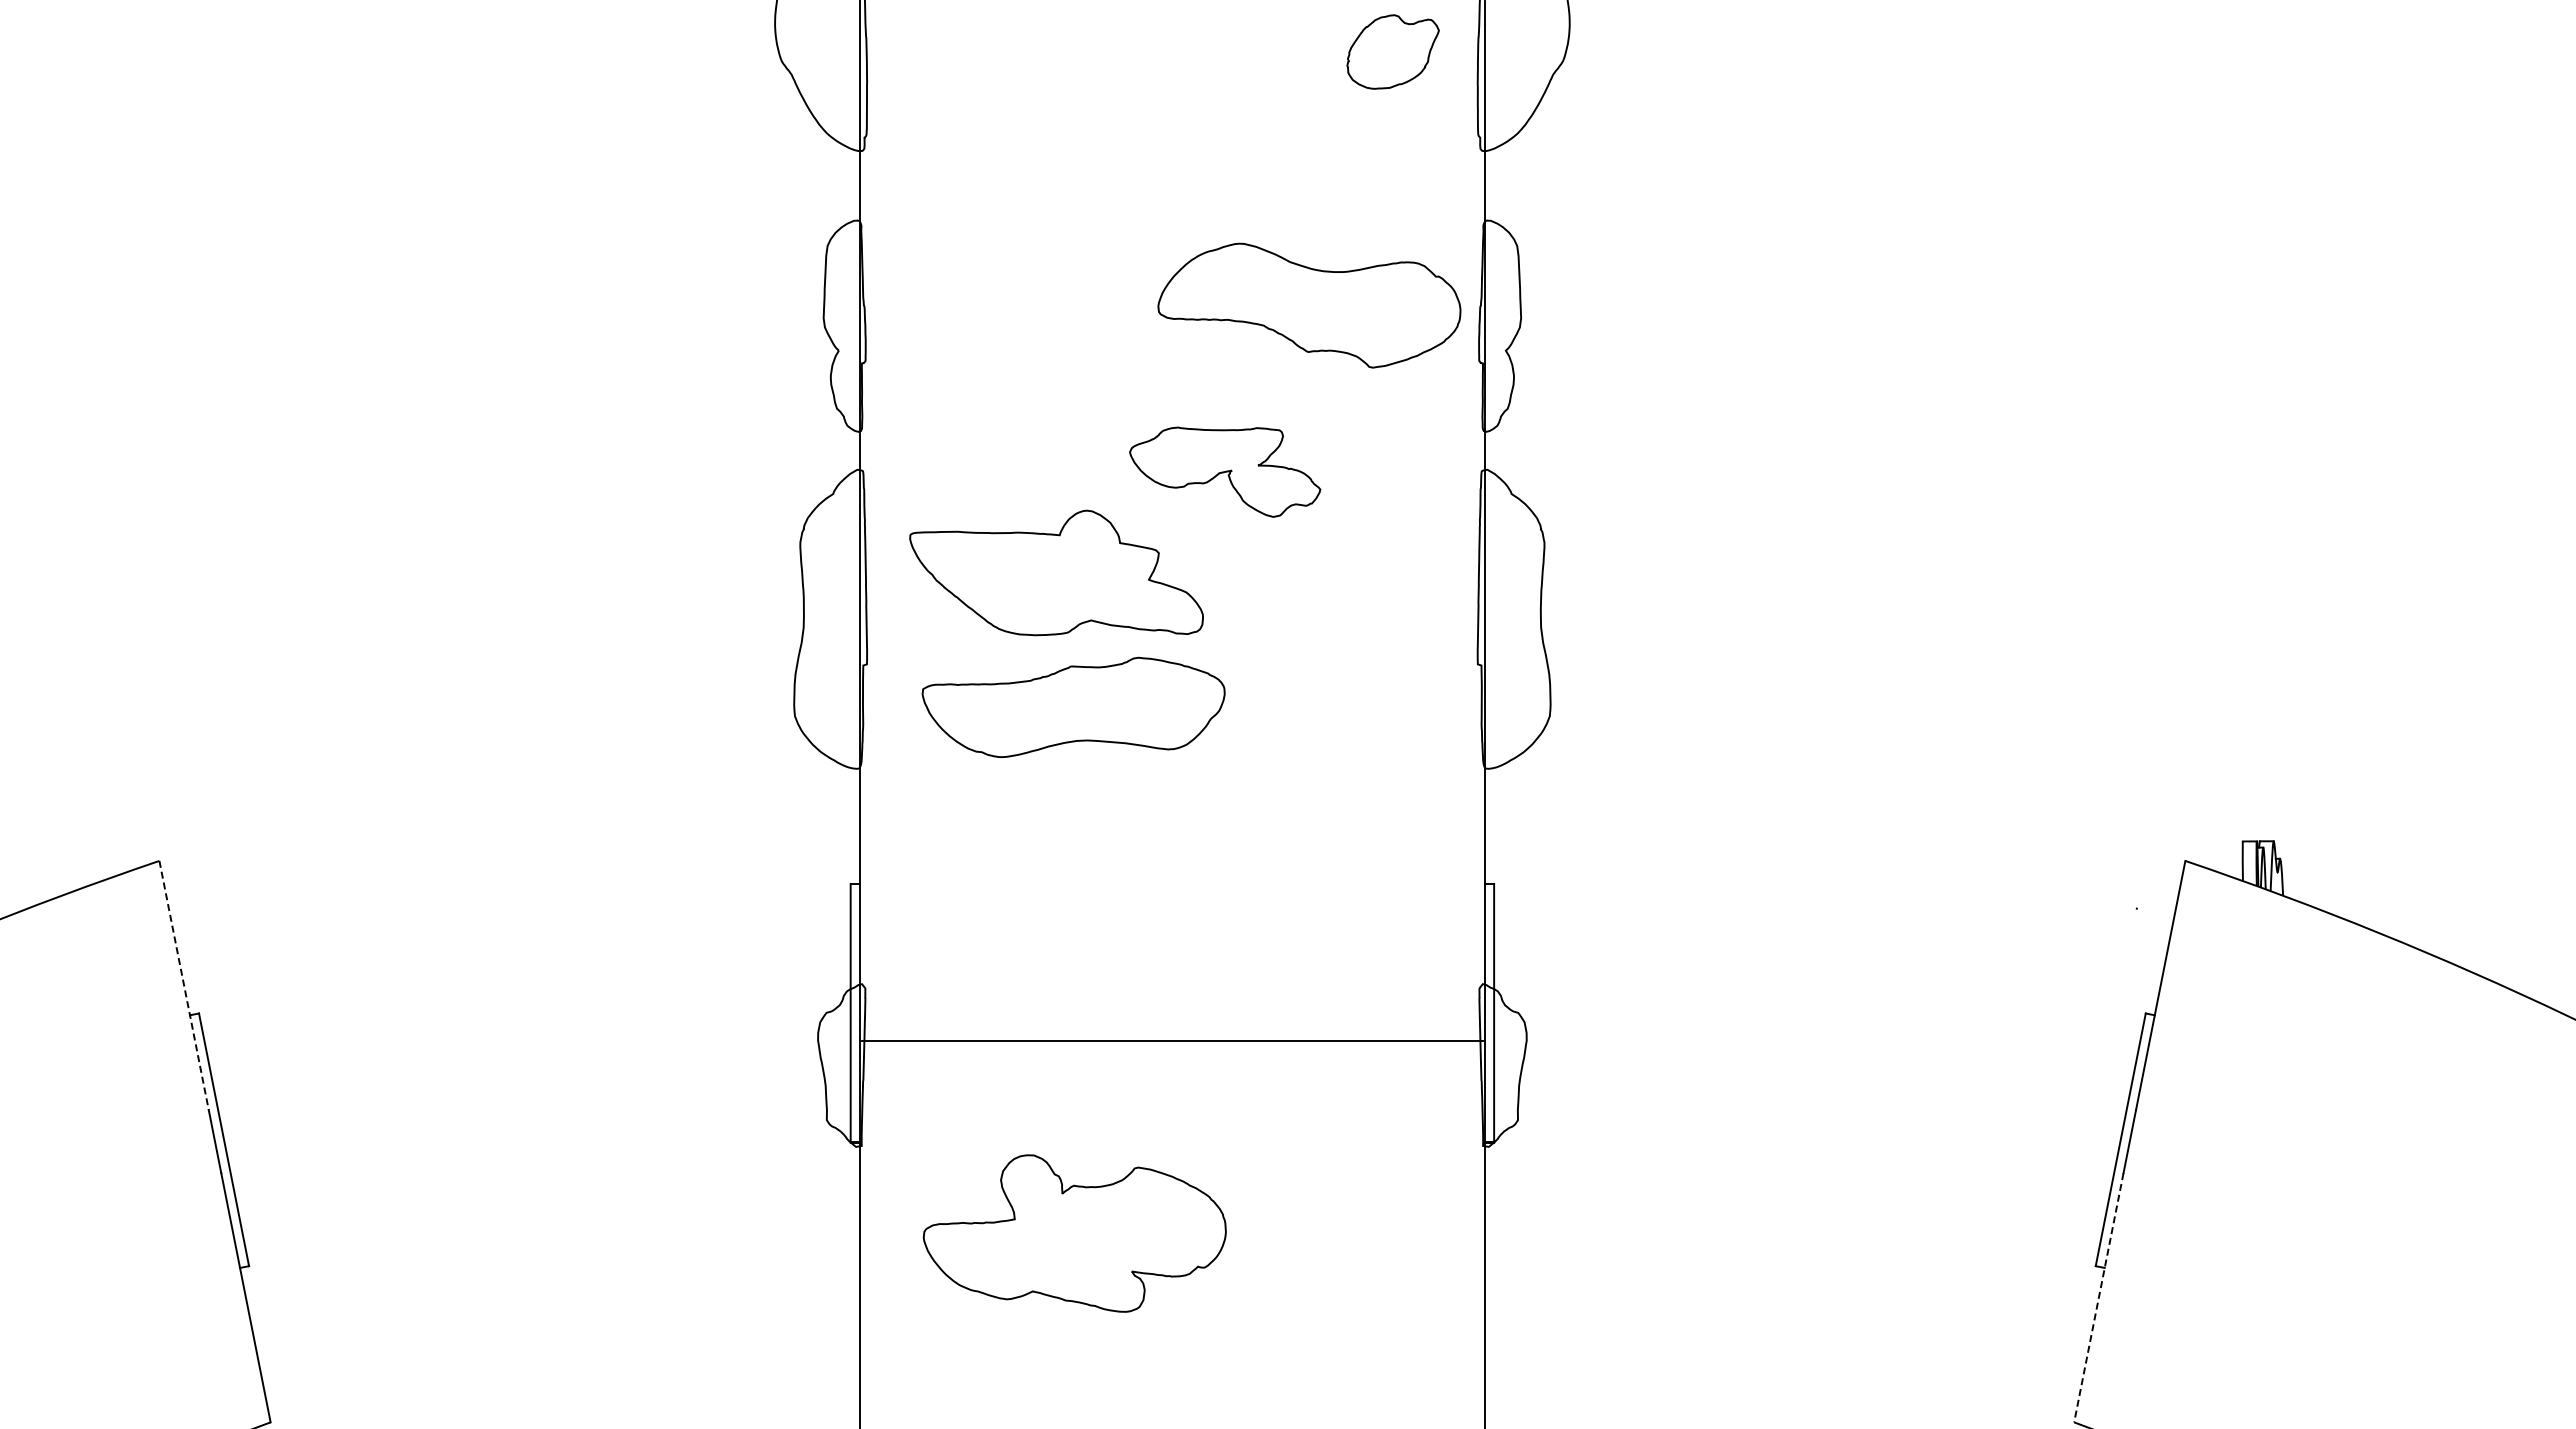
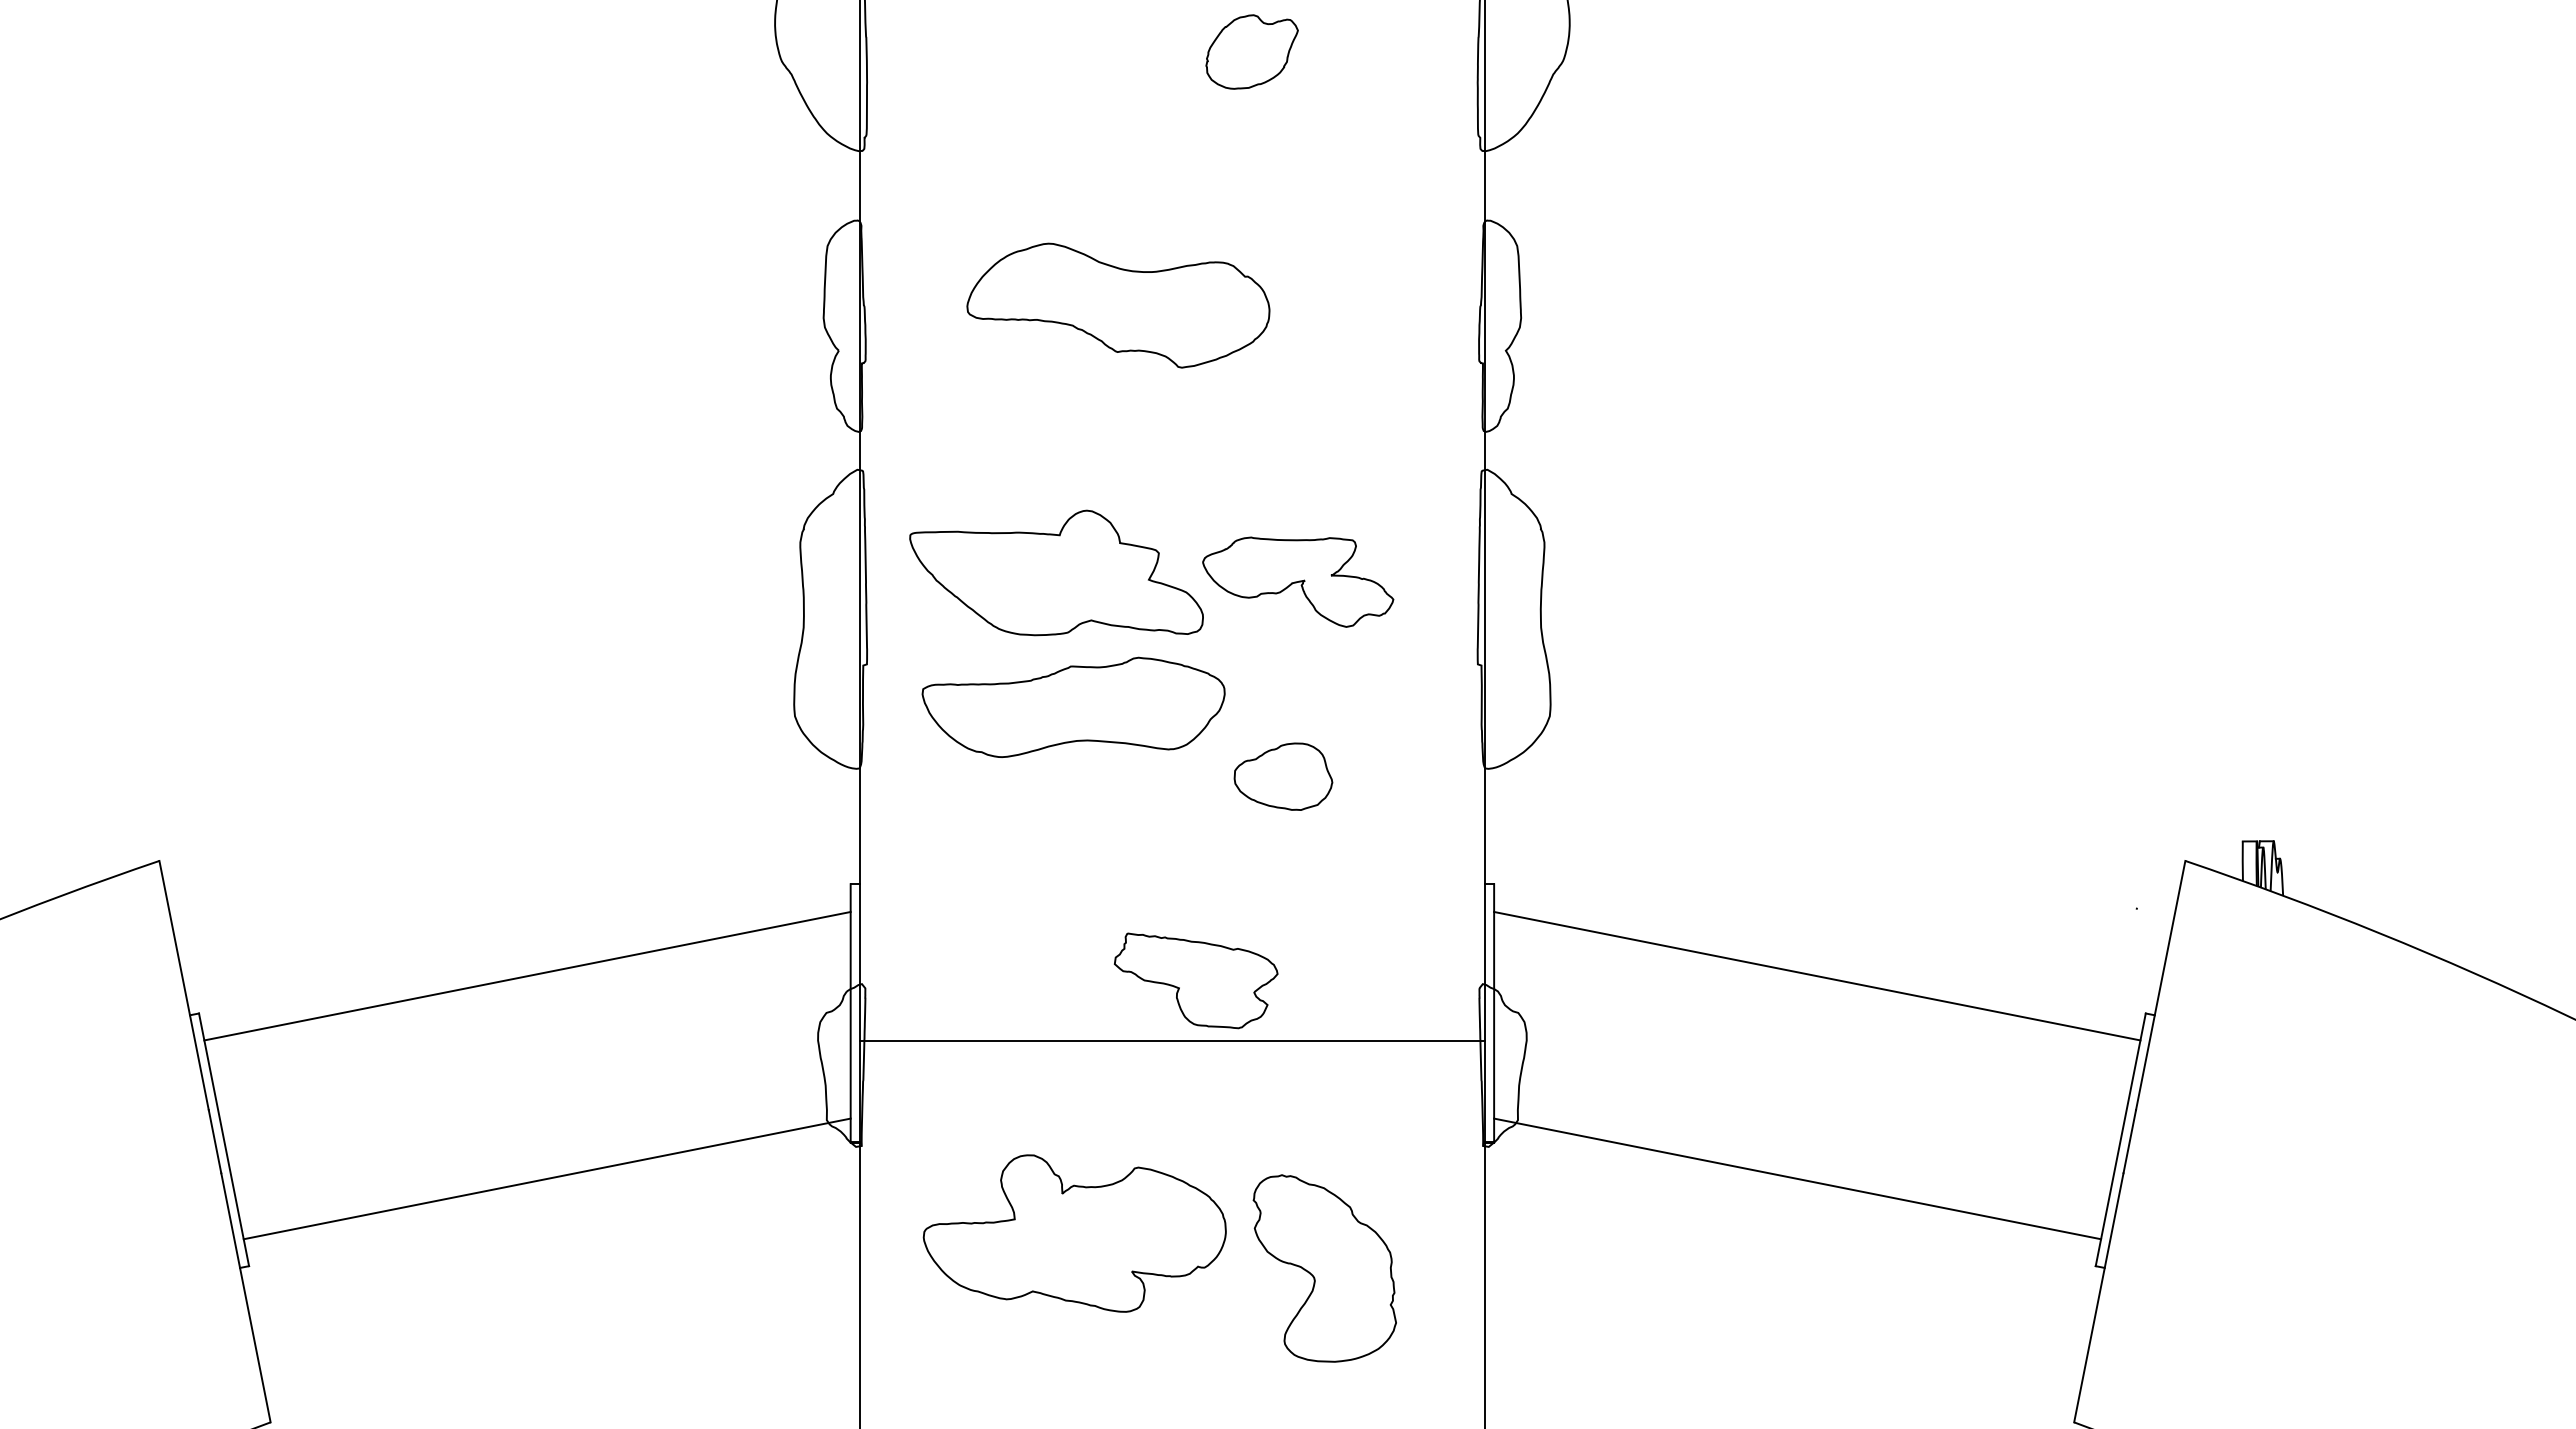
part position: (1392, 51) -> (1251, 51) (1251, 51)
part position: (1309, 305) -> (1118, 305) (1118, 305)
part position: (1225, 471) -> (1298, 581) (1298, 581)
part: none -> present (1283, 776)
line: none -> present (527, 975)
line: none -> present (1817, 975)
part: none -> present (1196, 980)
line: dashed -> solid (184, 985)
line: none -> present (546, 1178)
line: none -> present (1797, 1178)
part: none -> present (1324, 1268)
line: dashed -> solid (2098, 1297)
